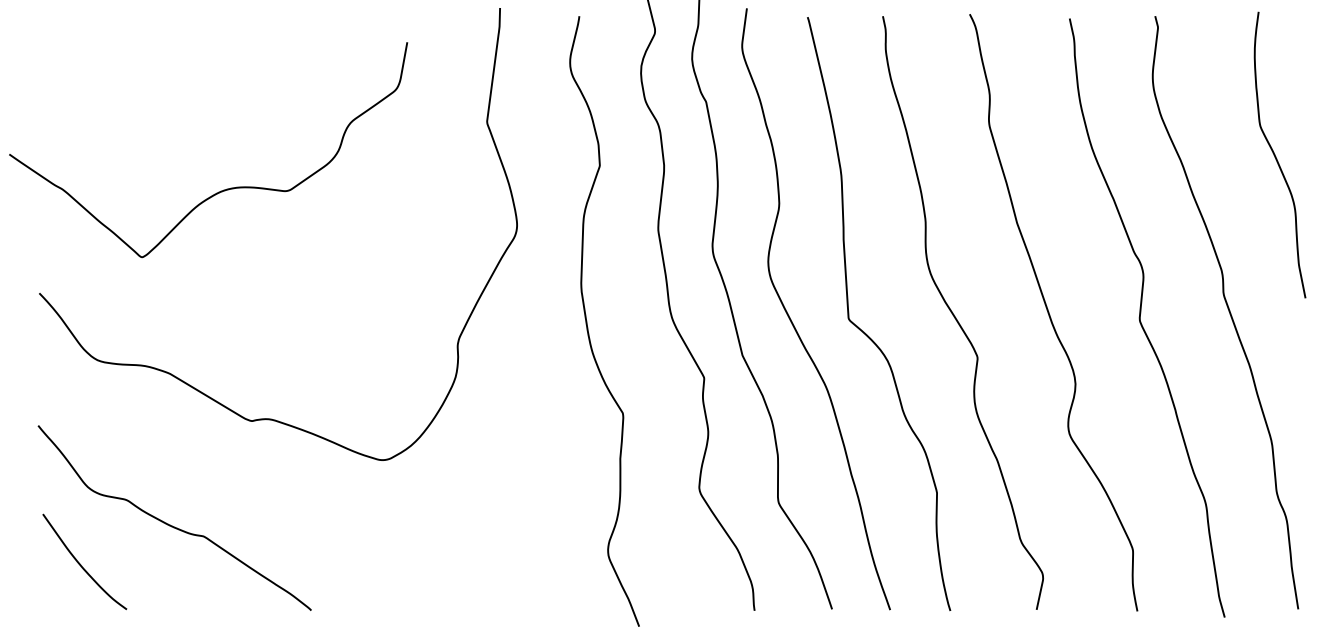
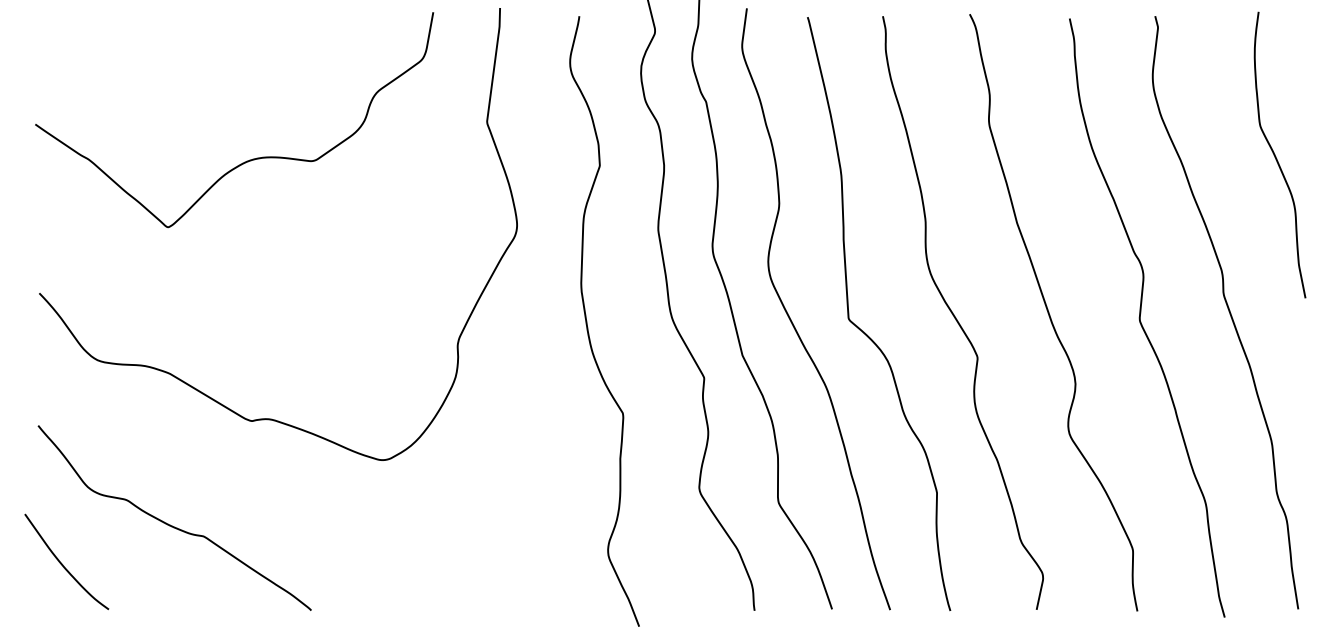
curve position: (223, 189) -> (249, 159) (249, 159)
curve position: (81, 564) -> (63, 564) (63, 564)
